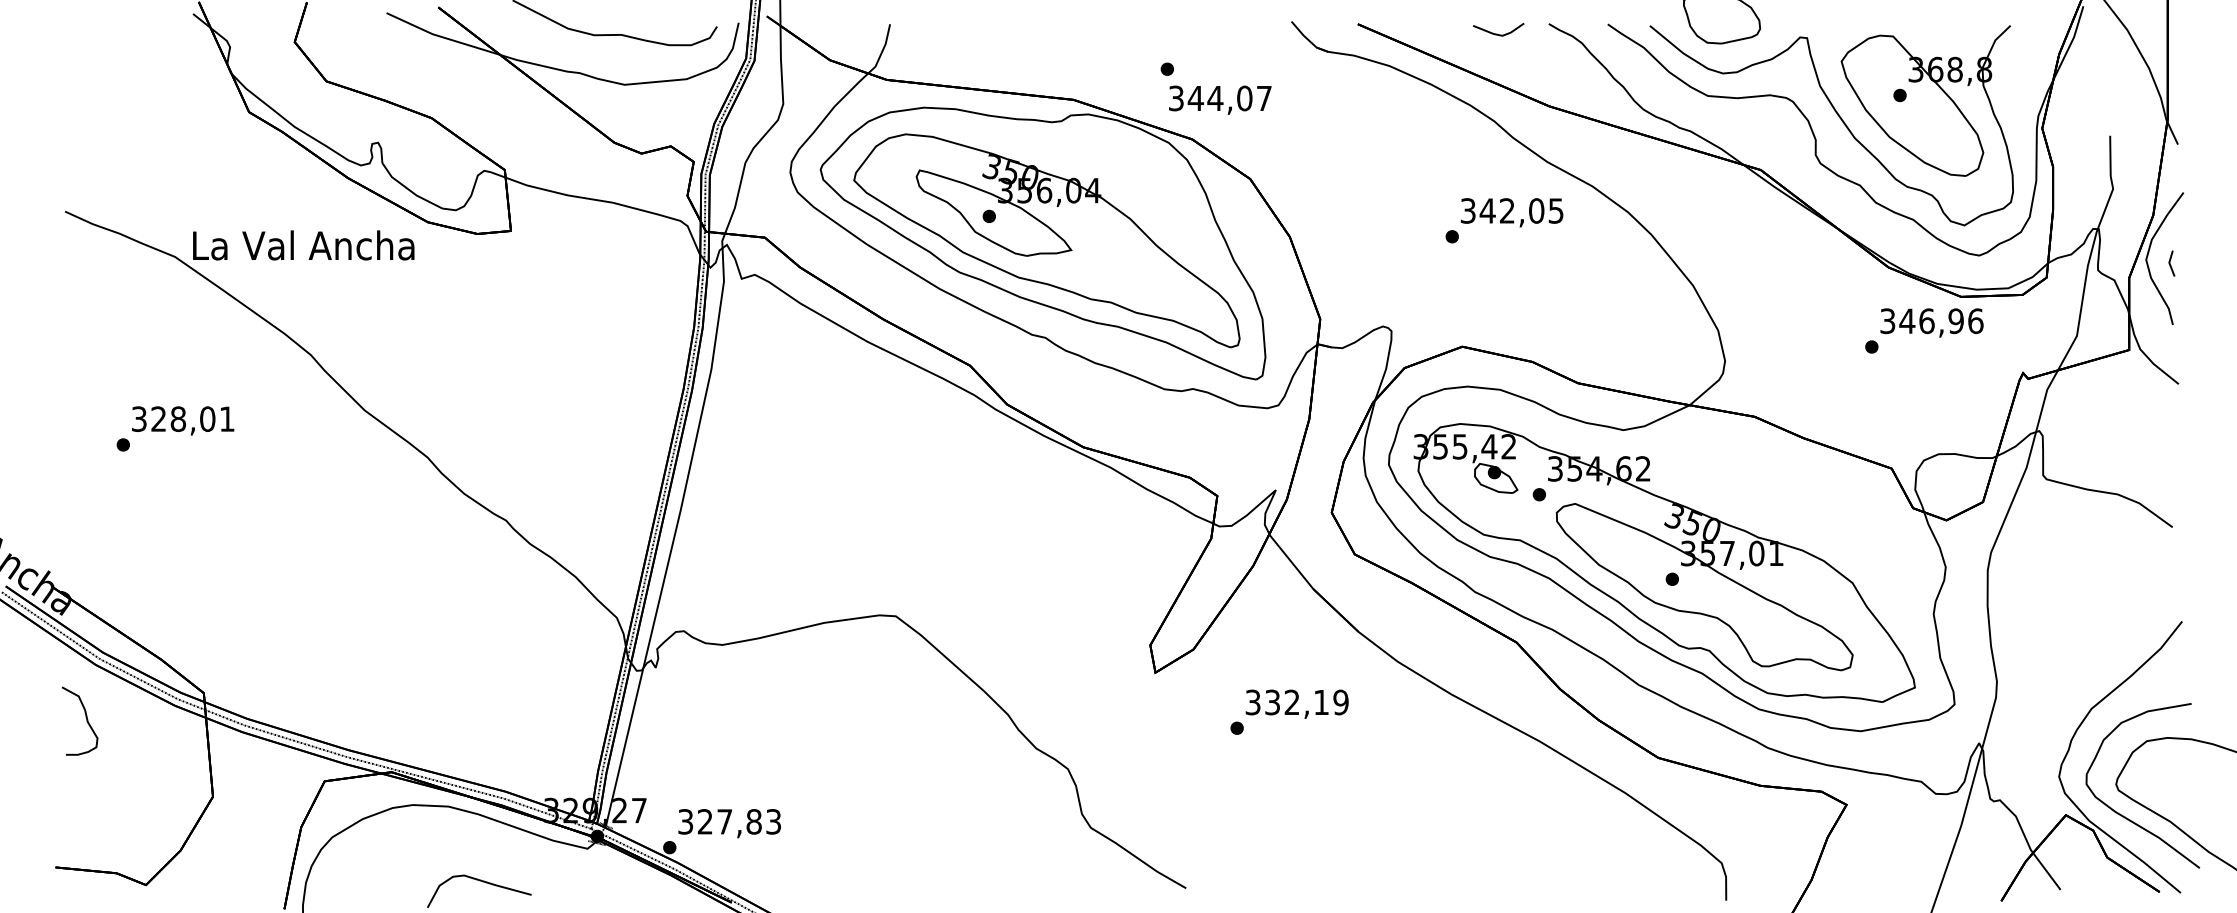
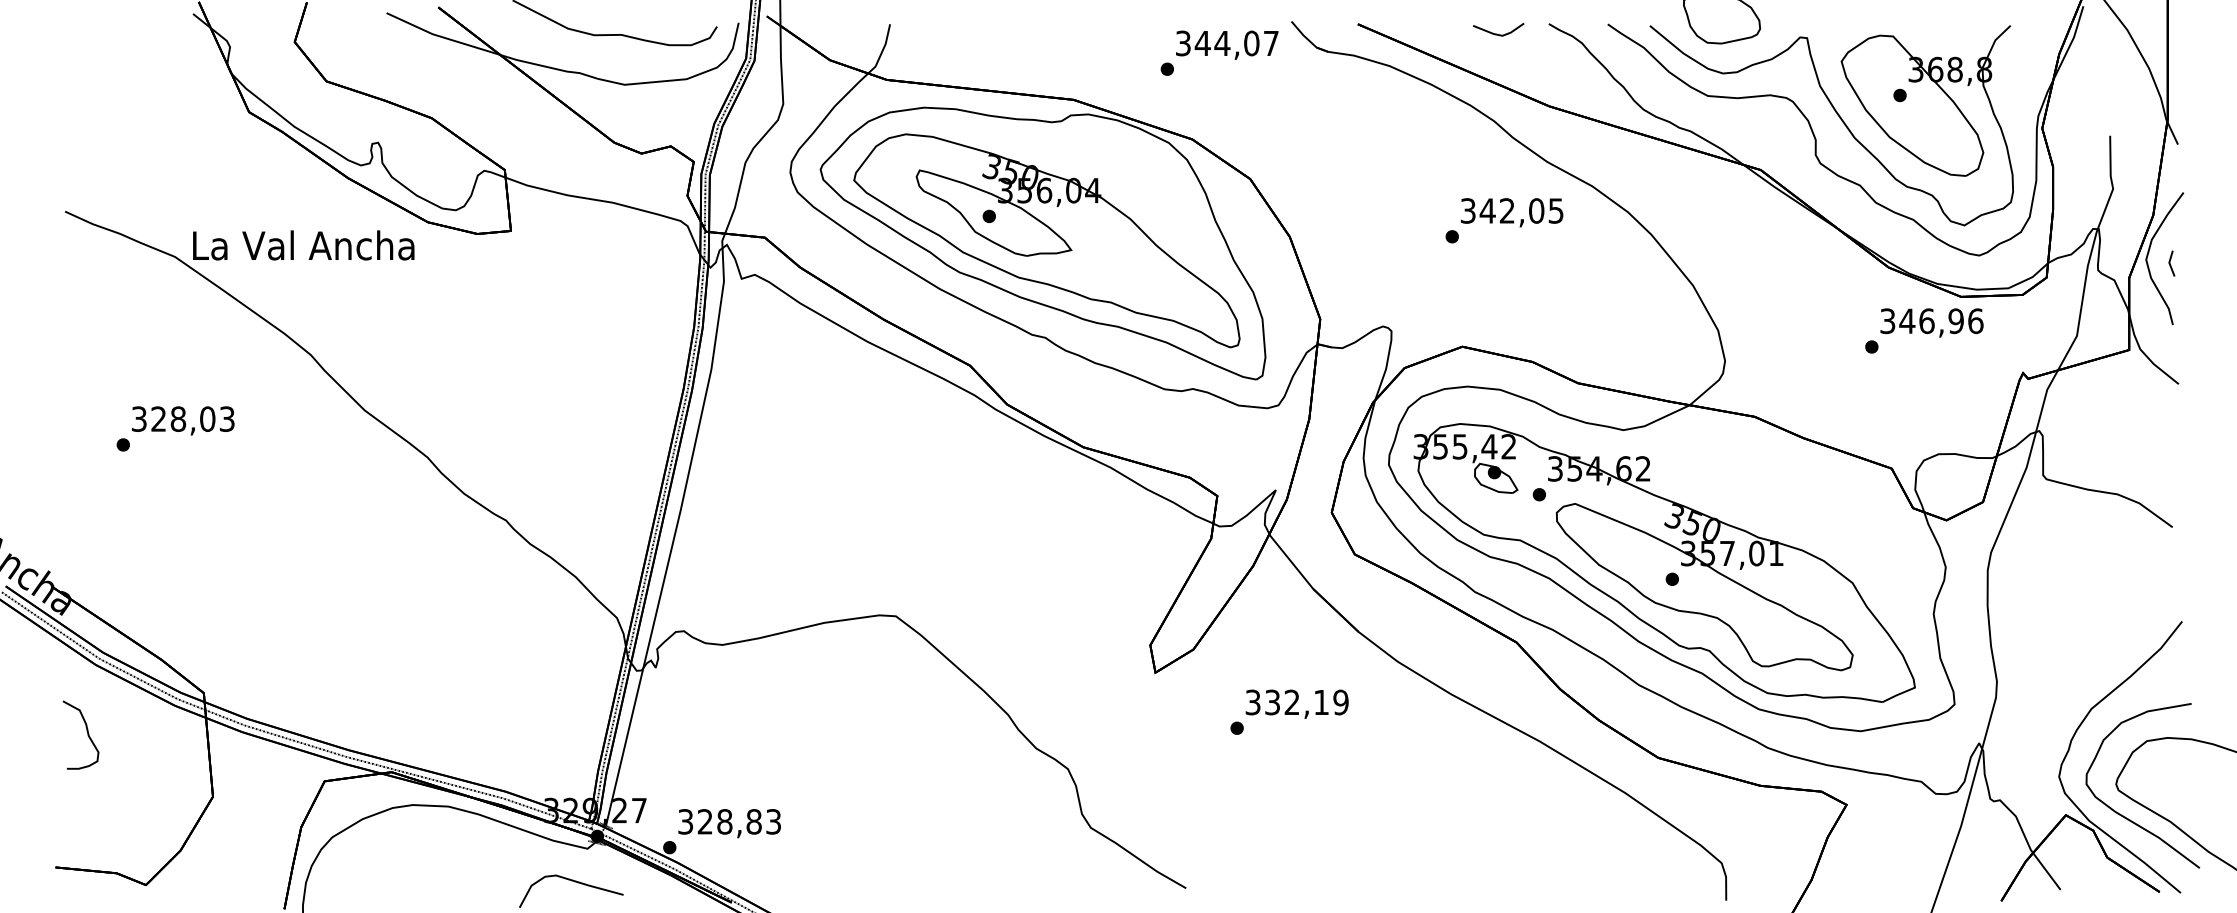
text position: (1220, 99) -> (1227, 44) (1227, 44)
text: 328,01 -> 328,03 (226, 418)
curve position: (85, 717) -> (86, 731) (86, 731)
text: 327,83 -> 328,83 (724, 821)
curve position: (482, 882) -> (574, 882) (574, 882)
